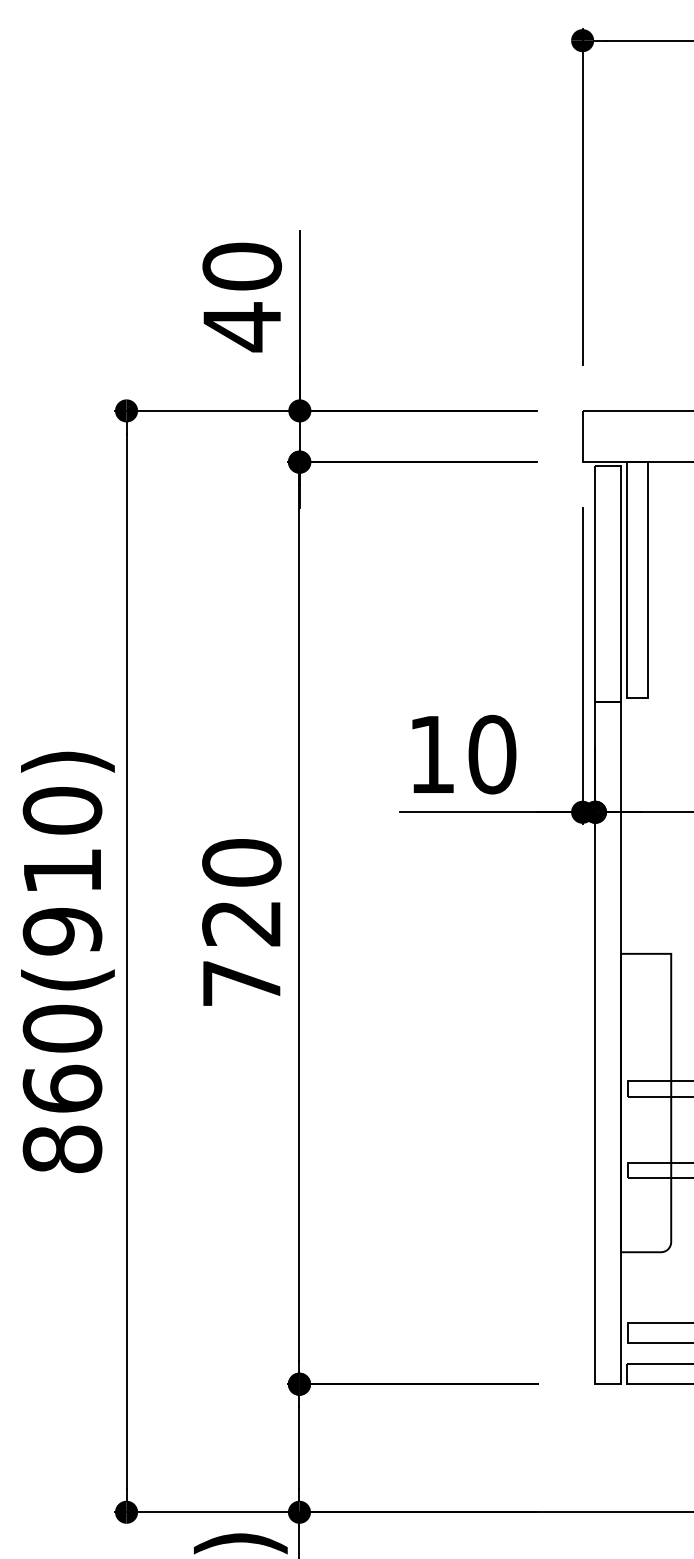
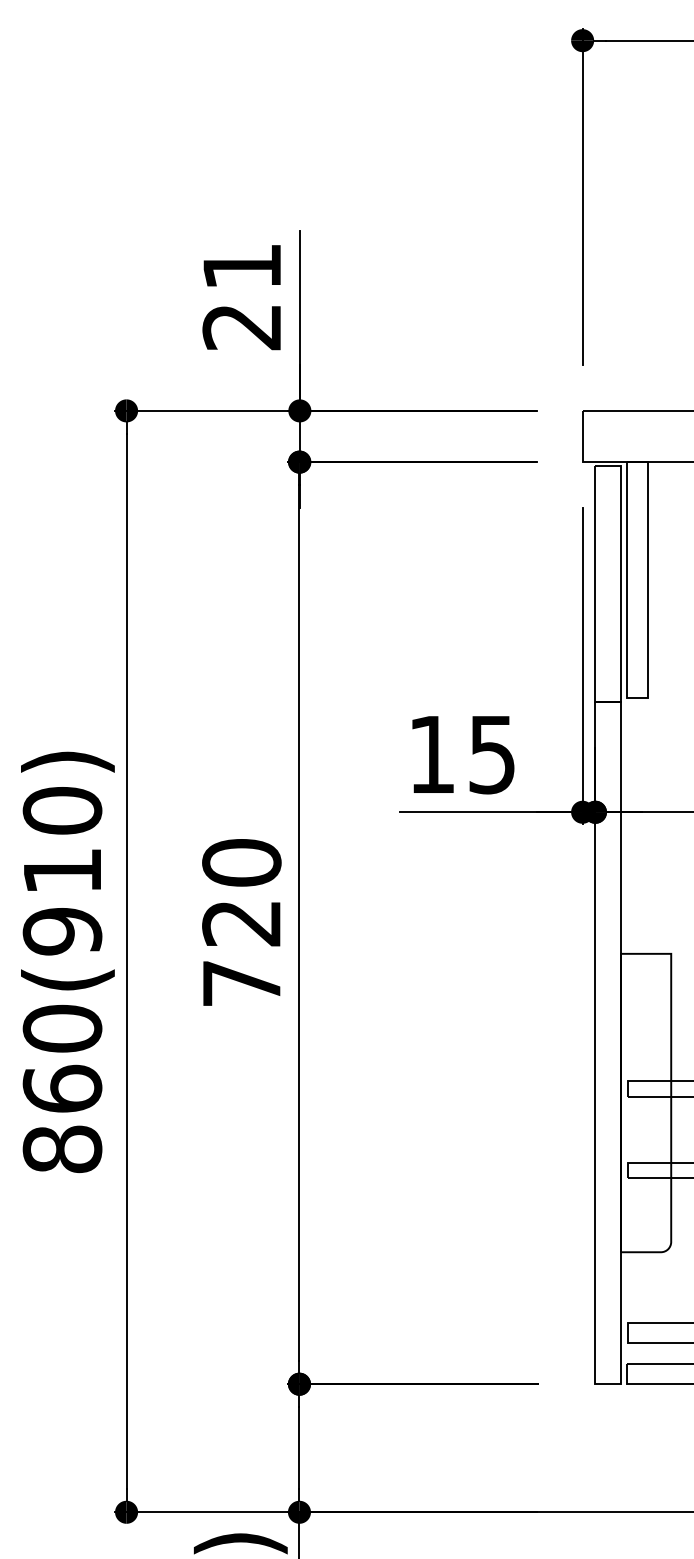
text: 40 -> 21 (242, 297)
text: 10 -> 15 (492, 754)
